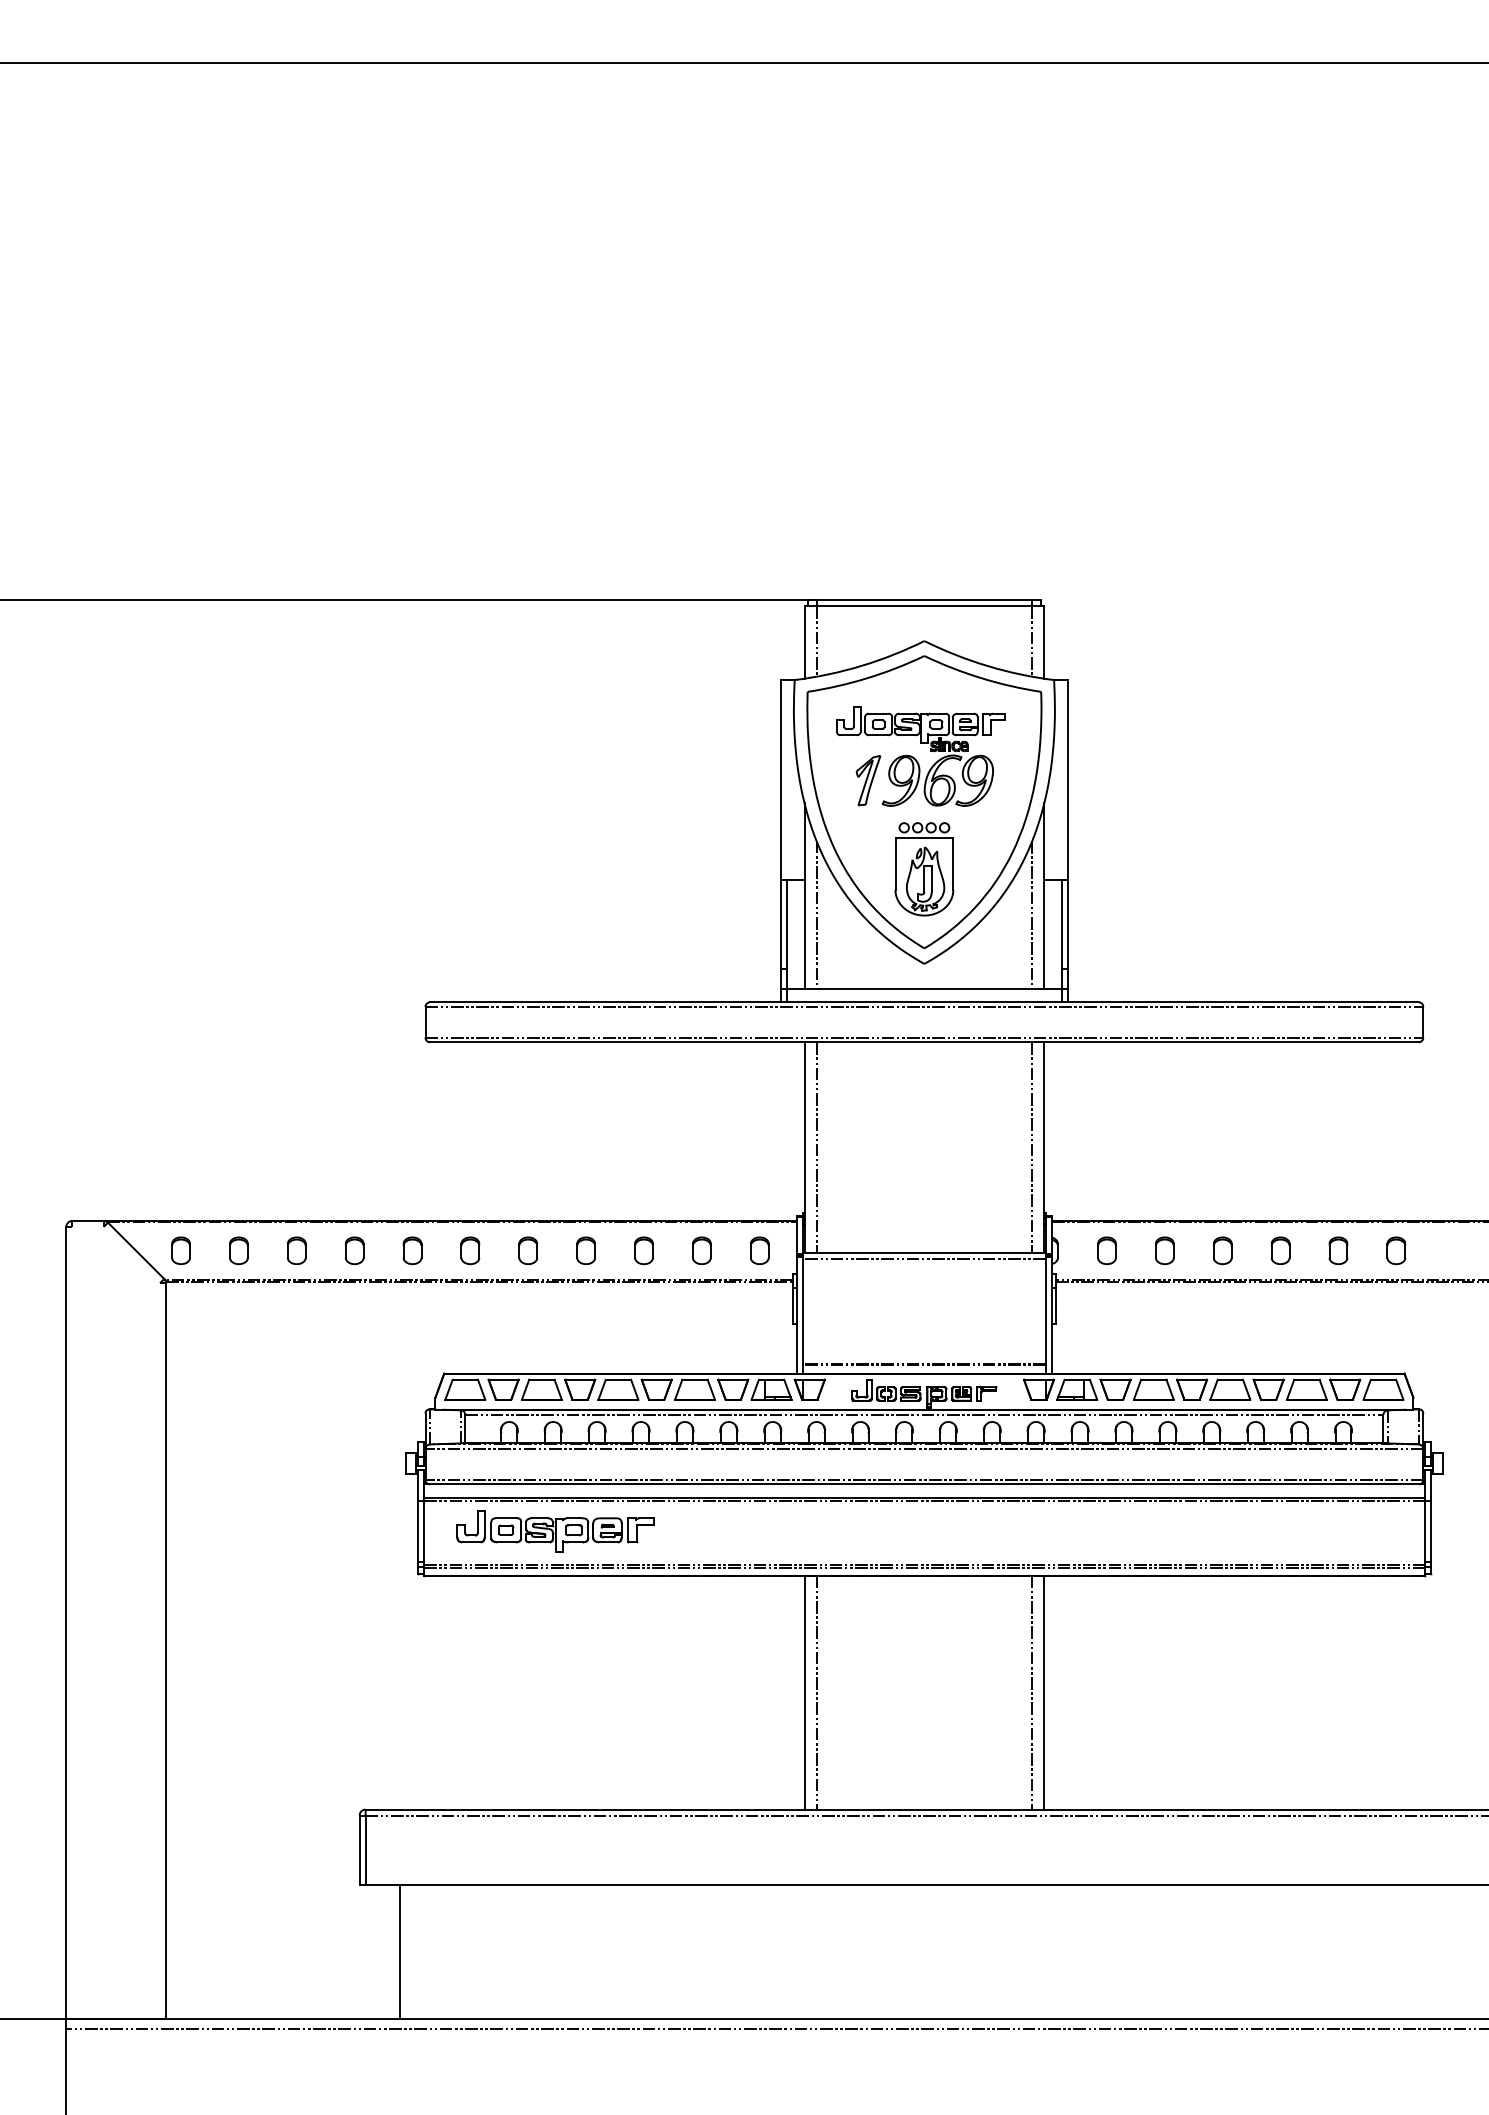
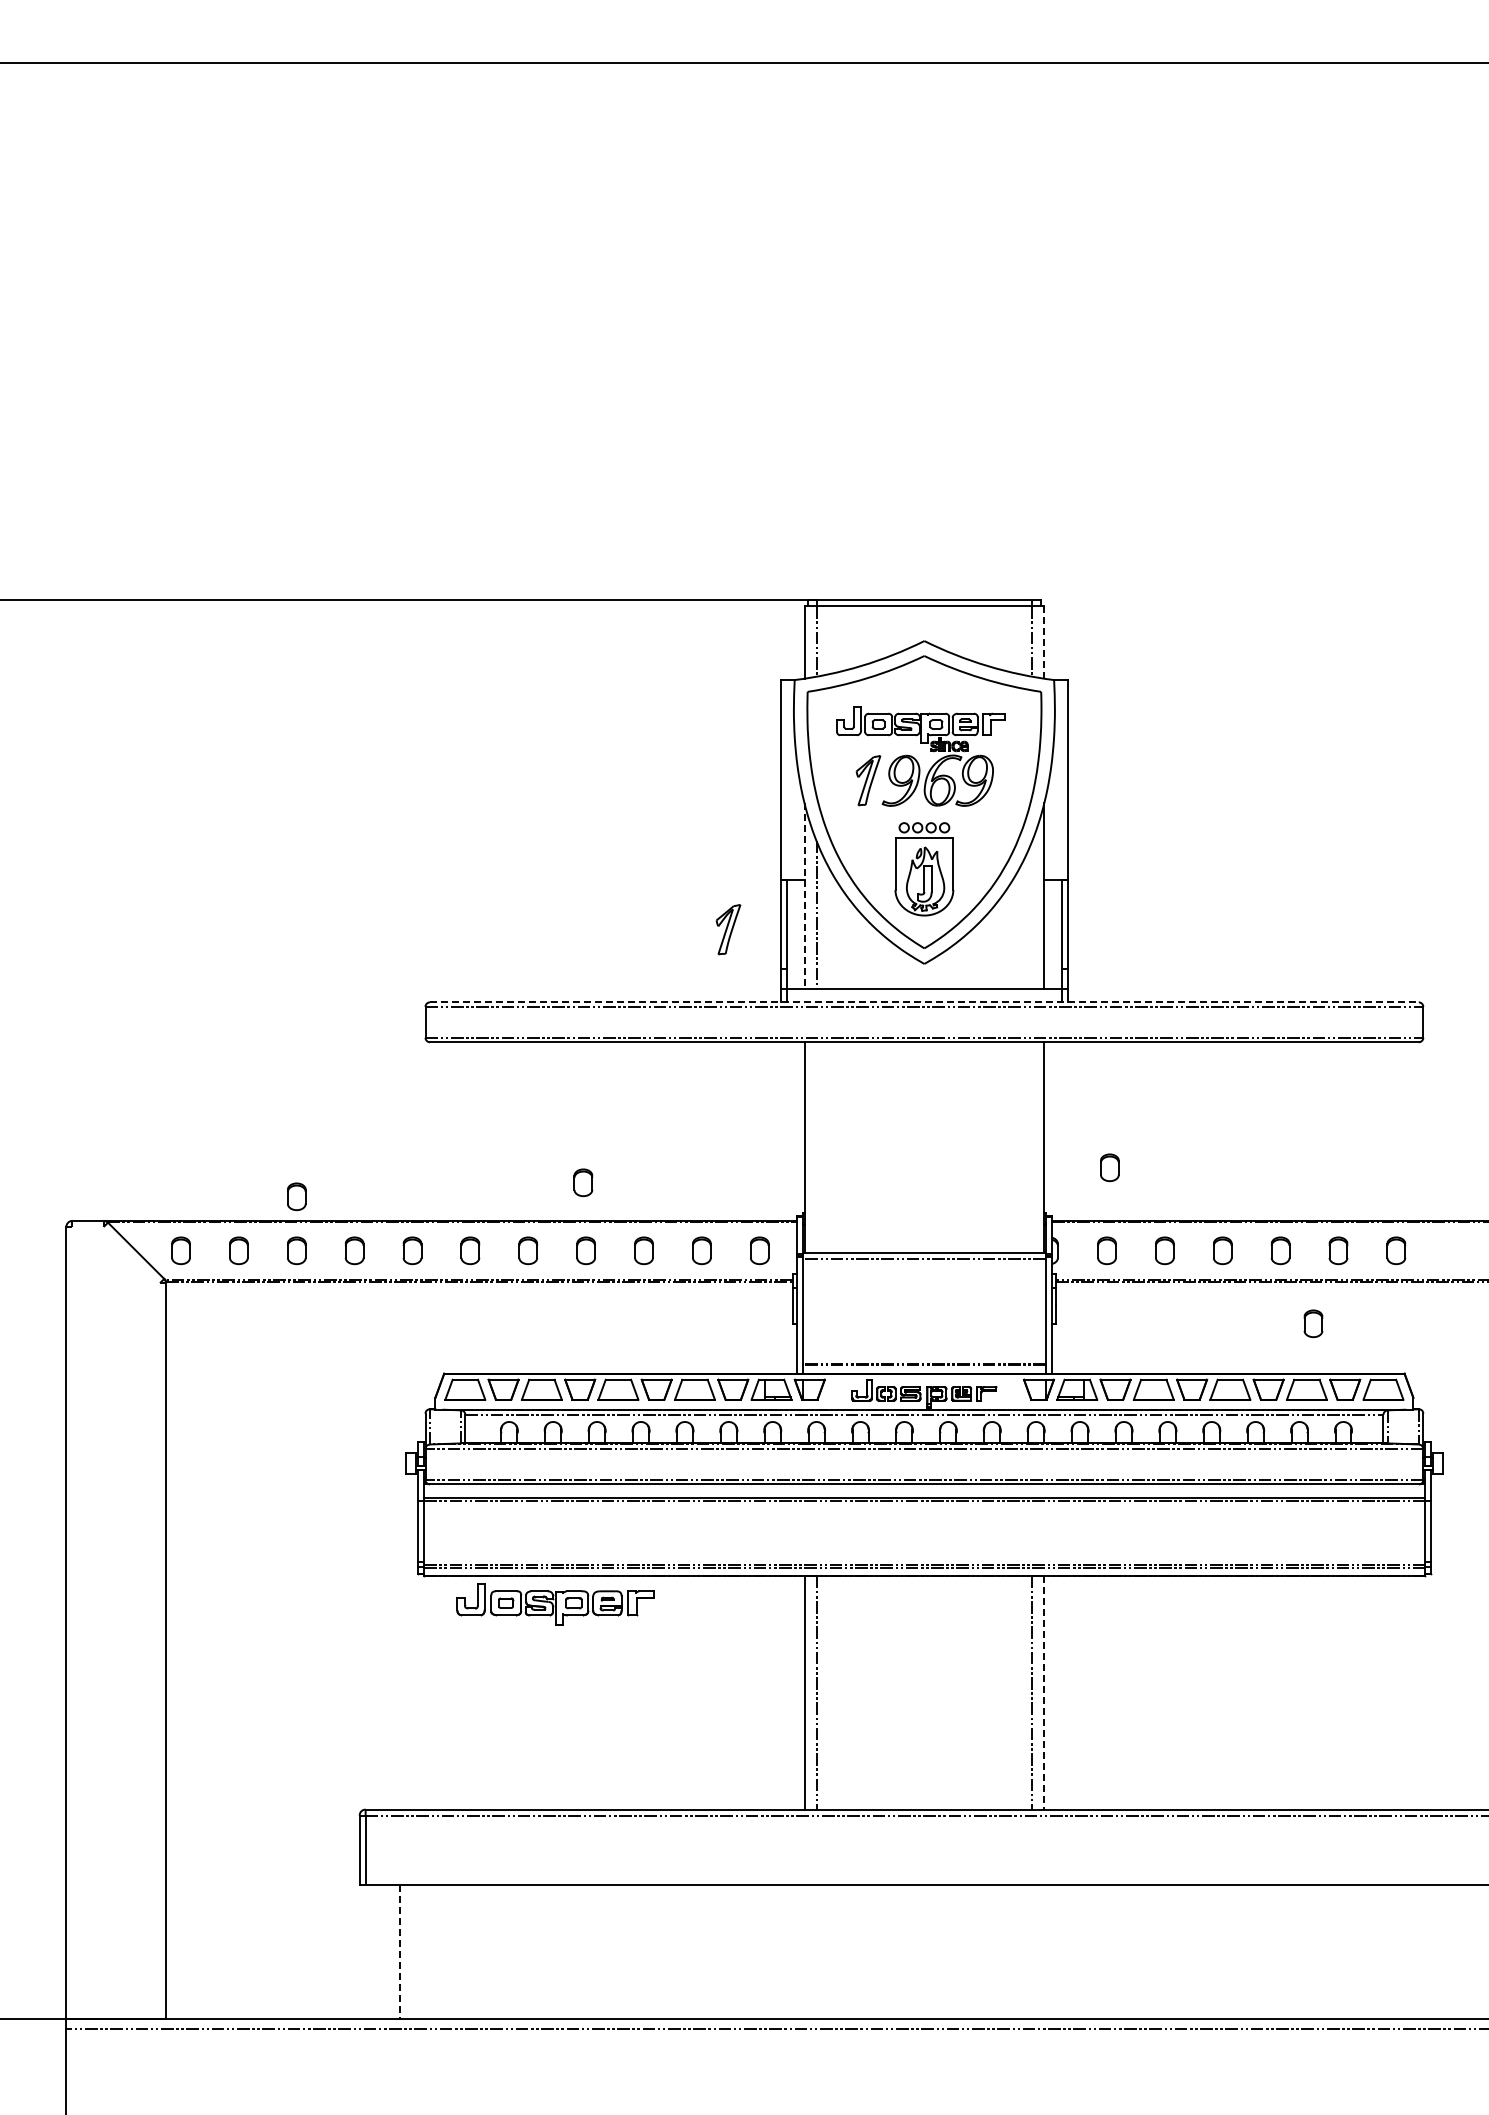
line: solid -> dashed (1044, 642)
line: solid -> dashed (804, 896)
line: present -> none (1032, 914)
part: none -> present (728, 929)
line: solid -> dashed (924, 1002)
line: present -> none (816, 1147)
line: present -> none (1032, 1147)
part: none -> present (1109, 1167)
part: none -> present (583, 1182)
part: none -> present (296, 1196)
part: none -> present (1313, 1323)
part position: (555, 1531) -> (555, 1604) (555, 1604)
line: solid -> dashed (1044, 1692)
line: solid -> dashed (399, 1952)
